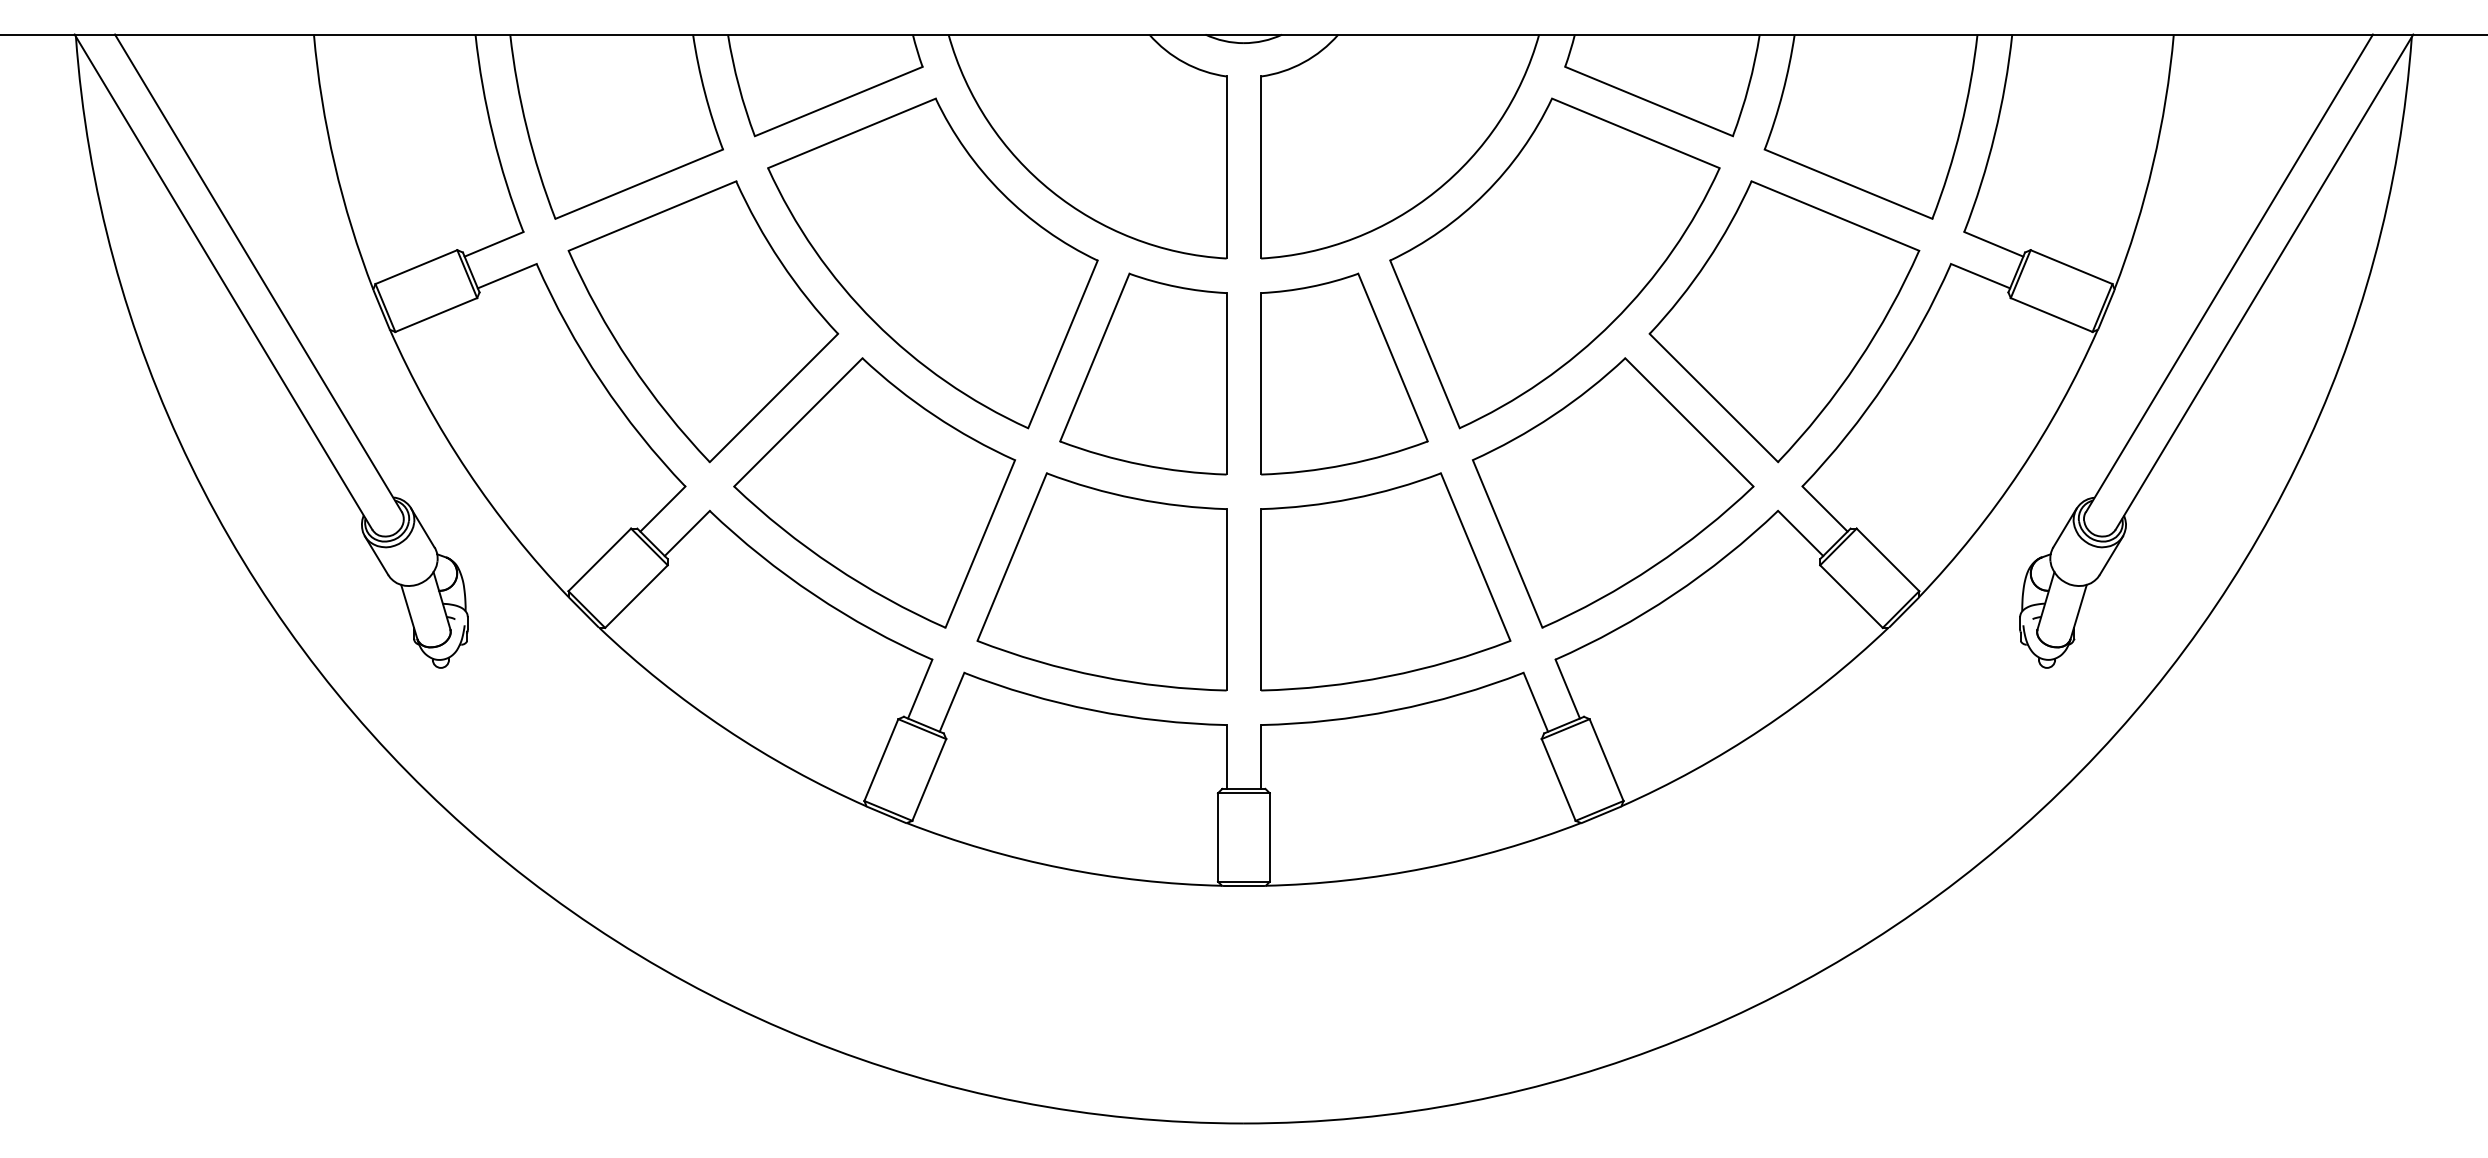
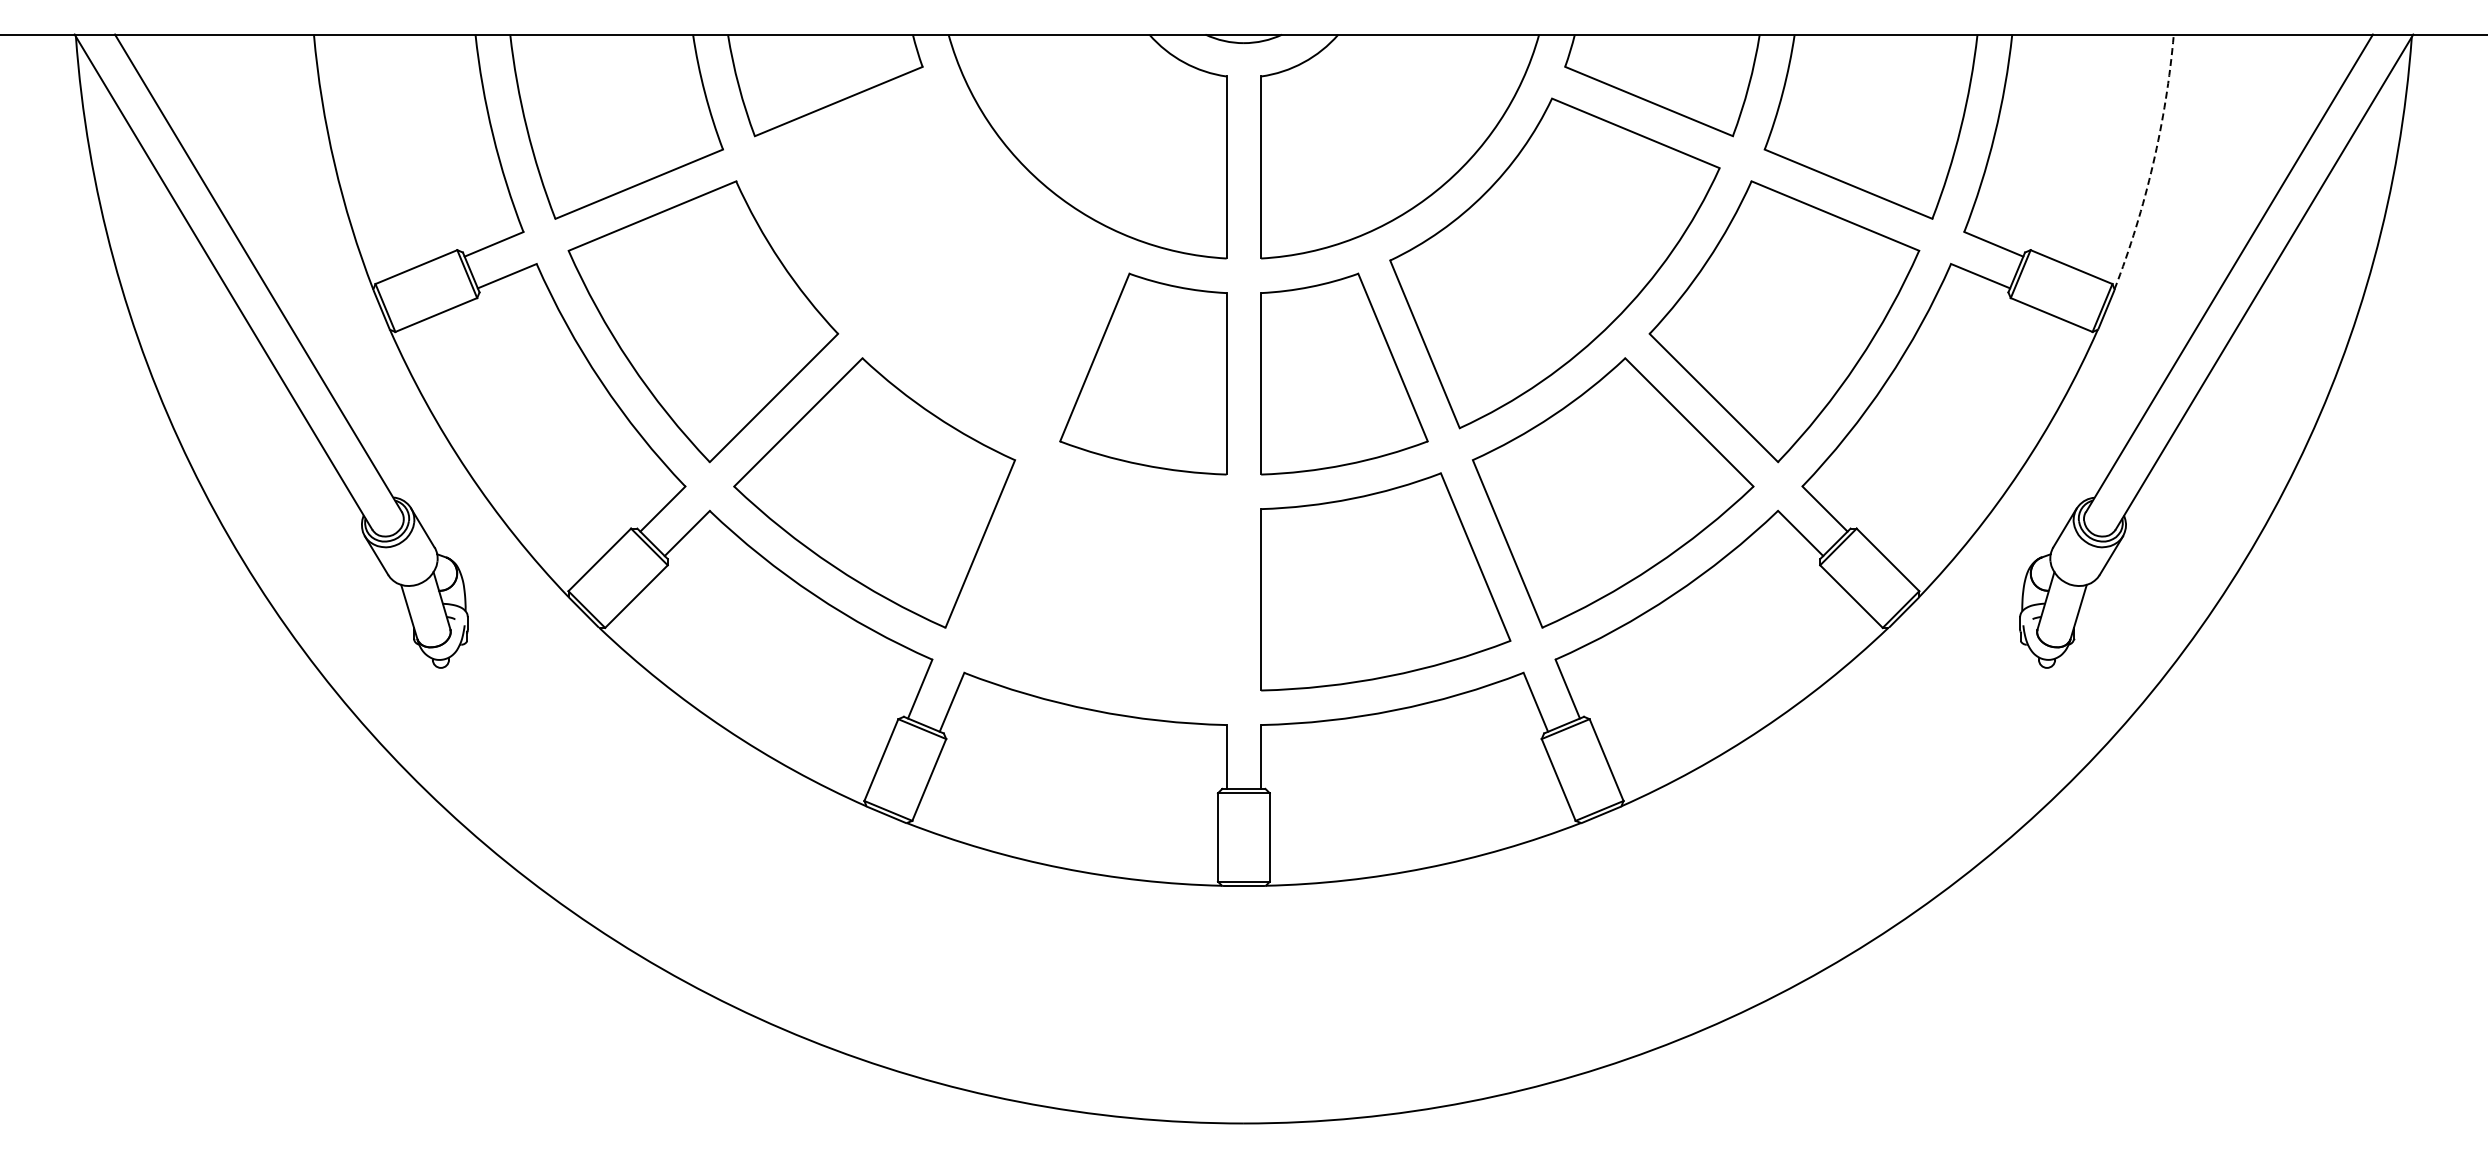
arc: solid -> dashed (2153, 164)
part: present -> none (932, 263)
part: present -> none (1101, 581)
